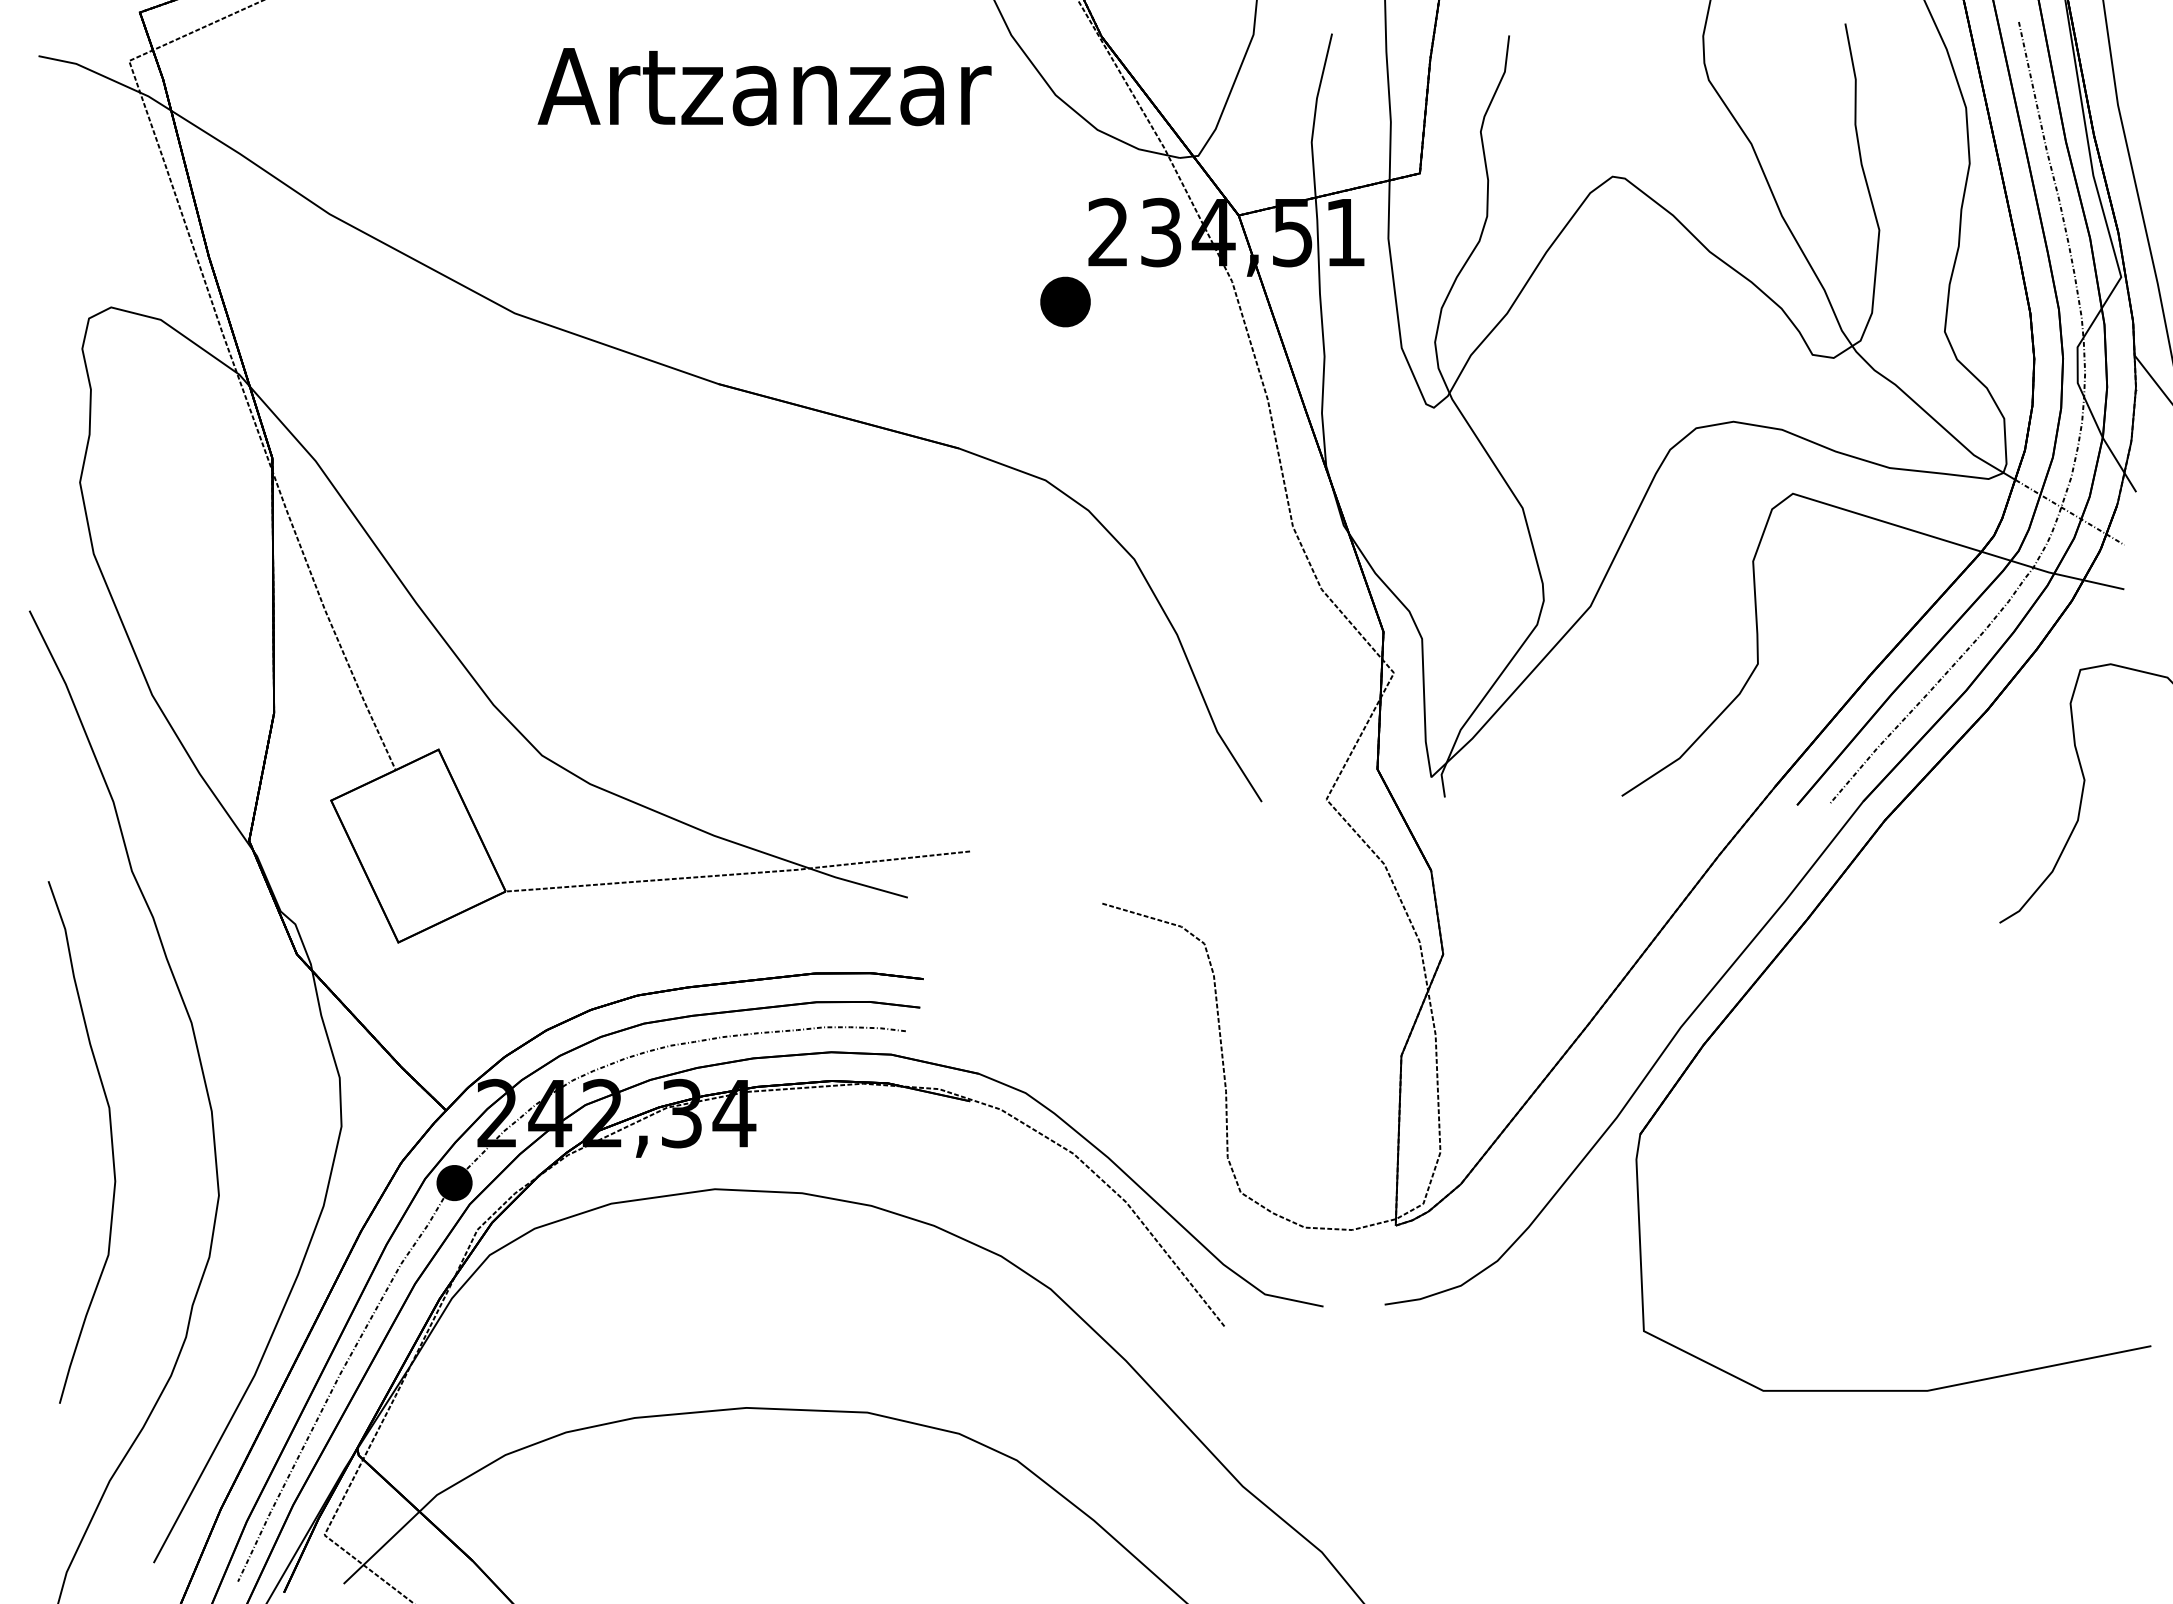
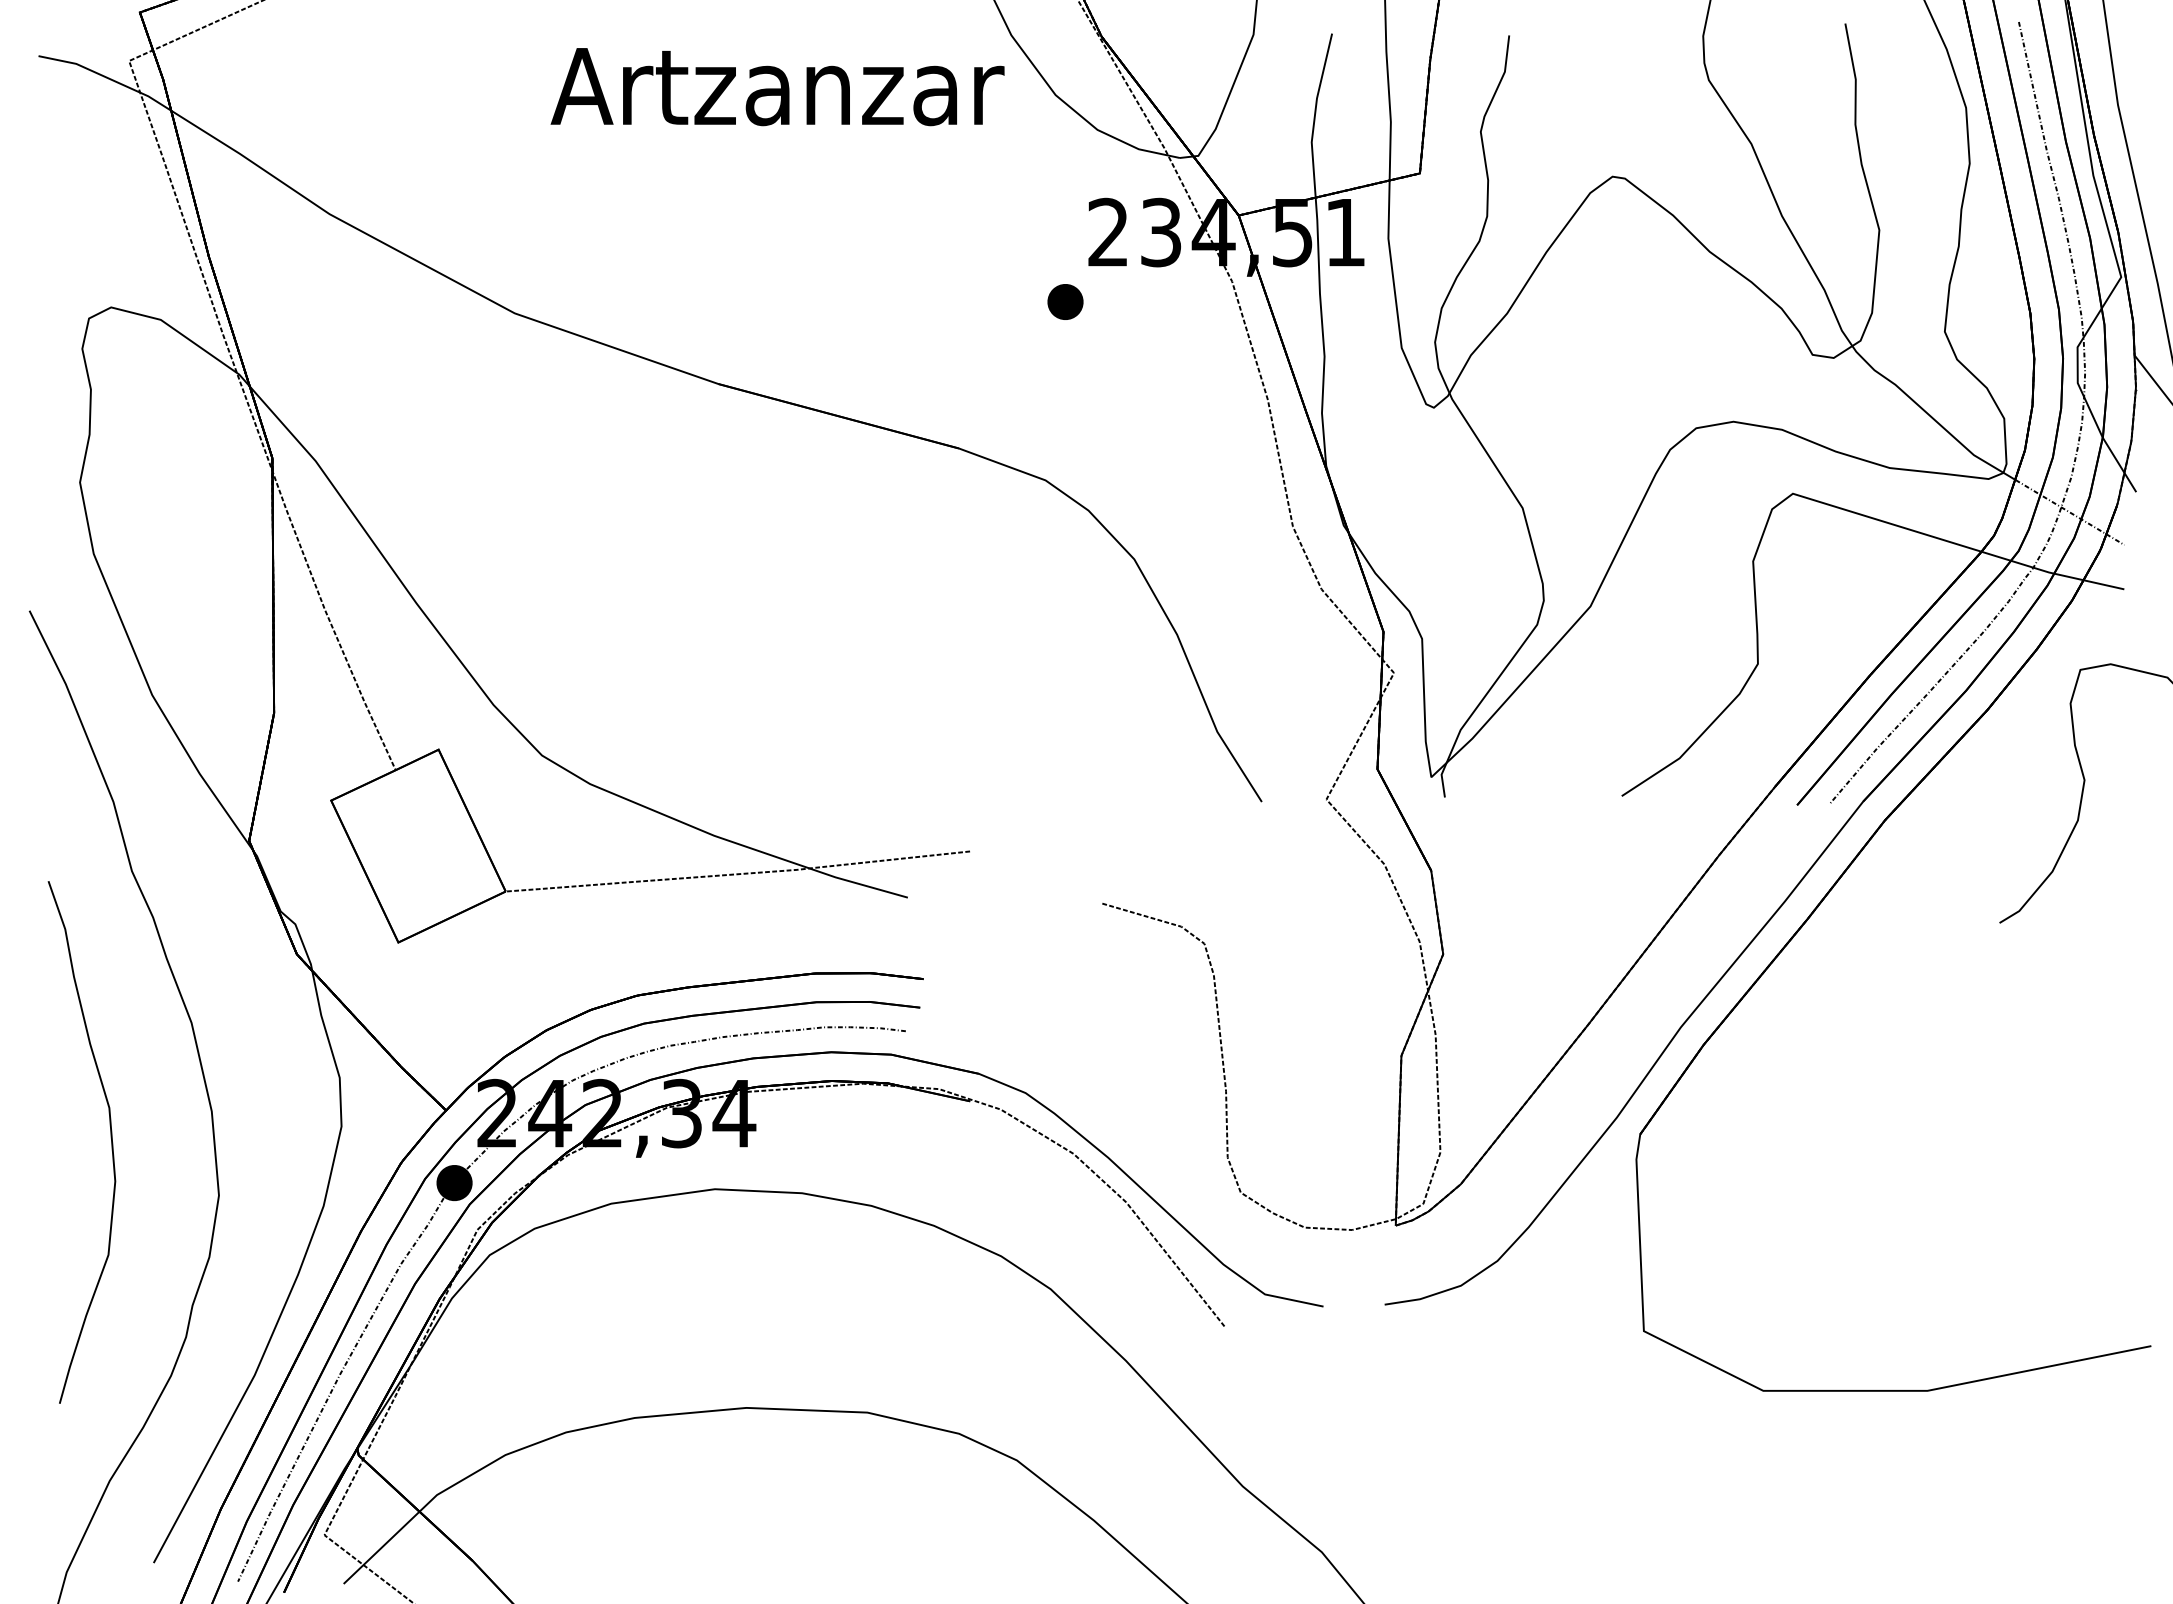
text position: (764, 87) -> (777, 87) (777, 87)
part size: 51x52 px -> 37x36 px (1065, 301)
